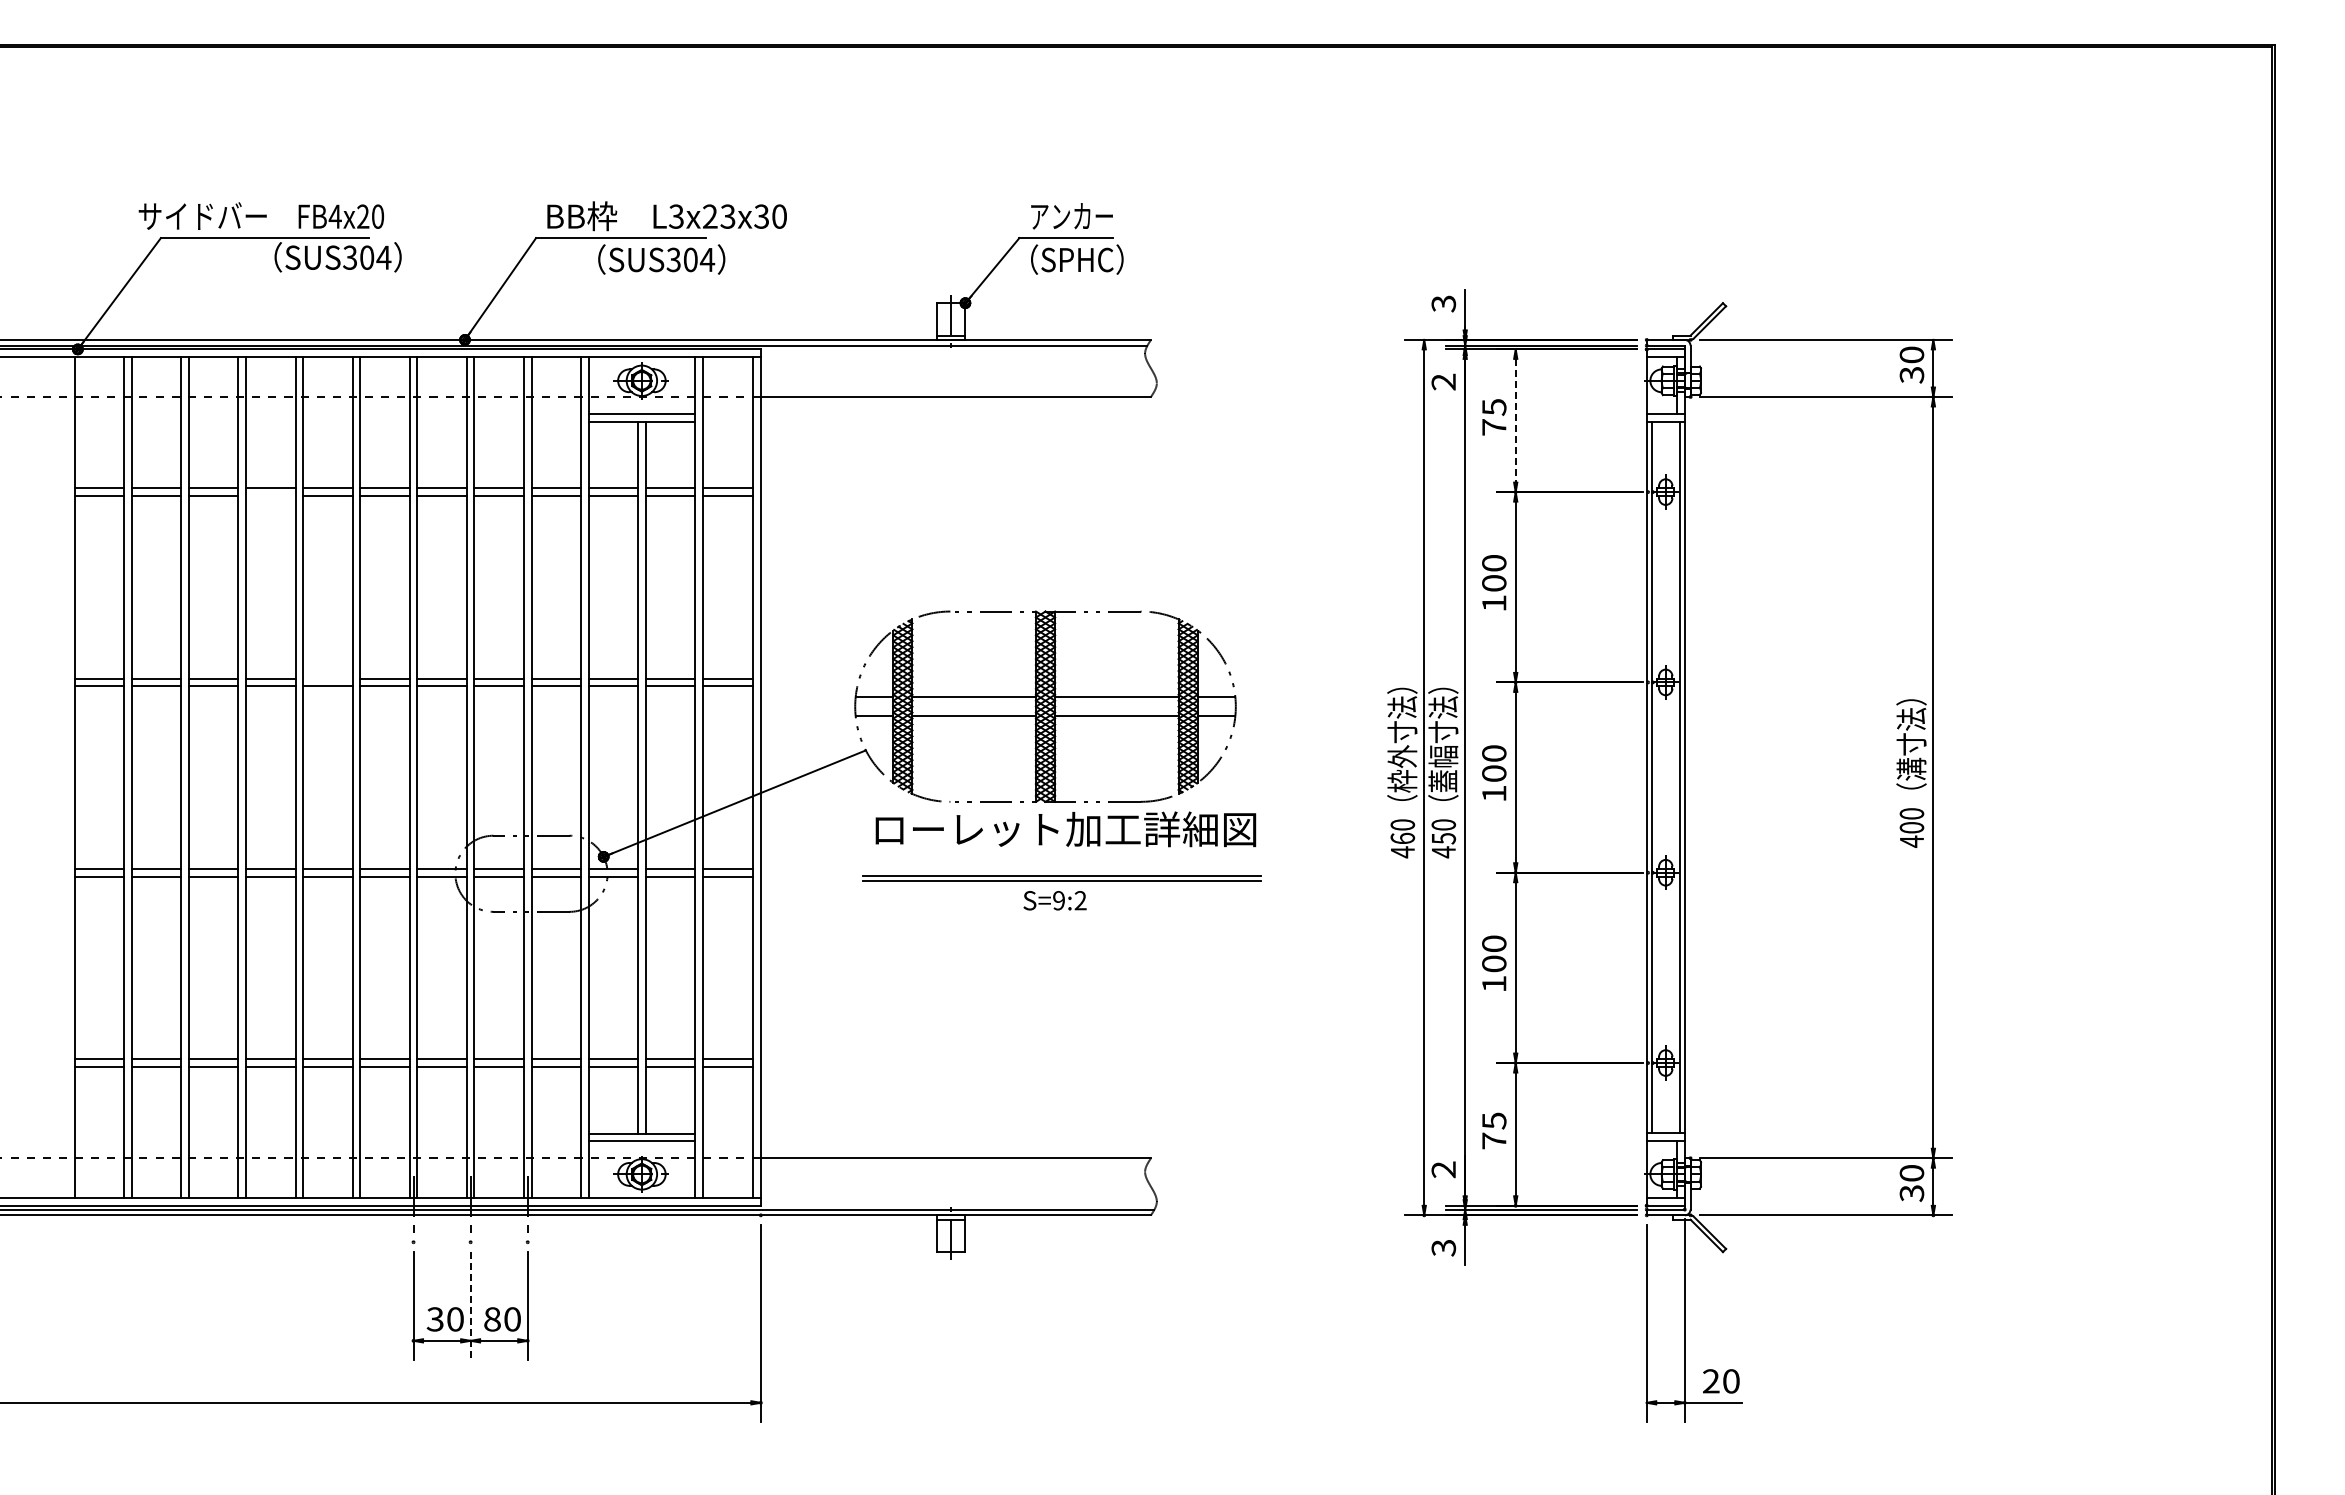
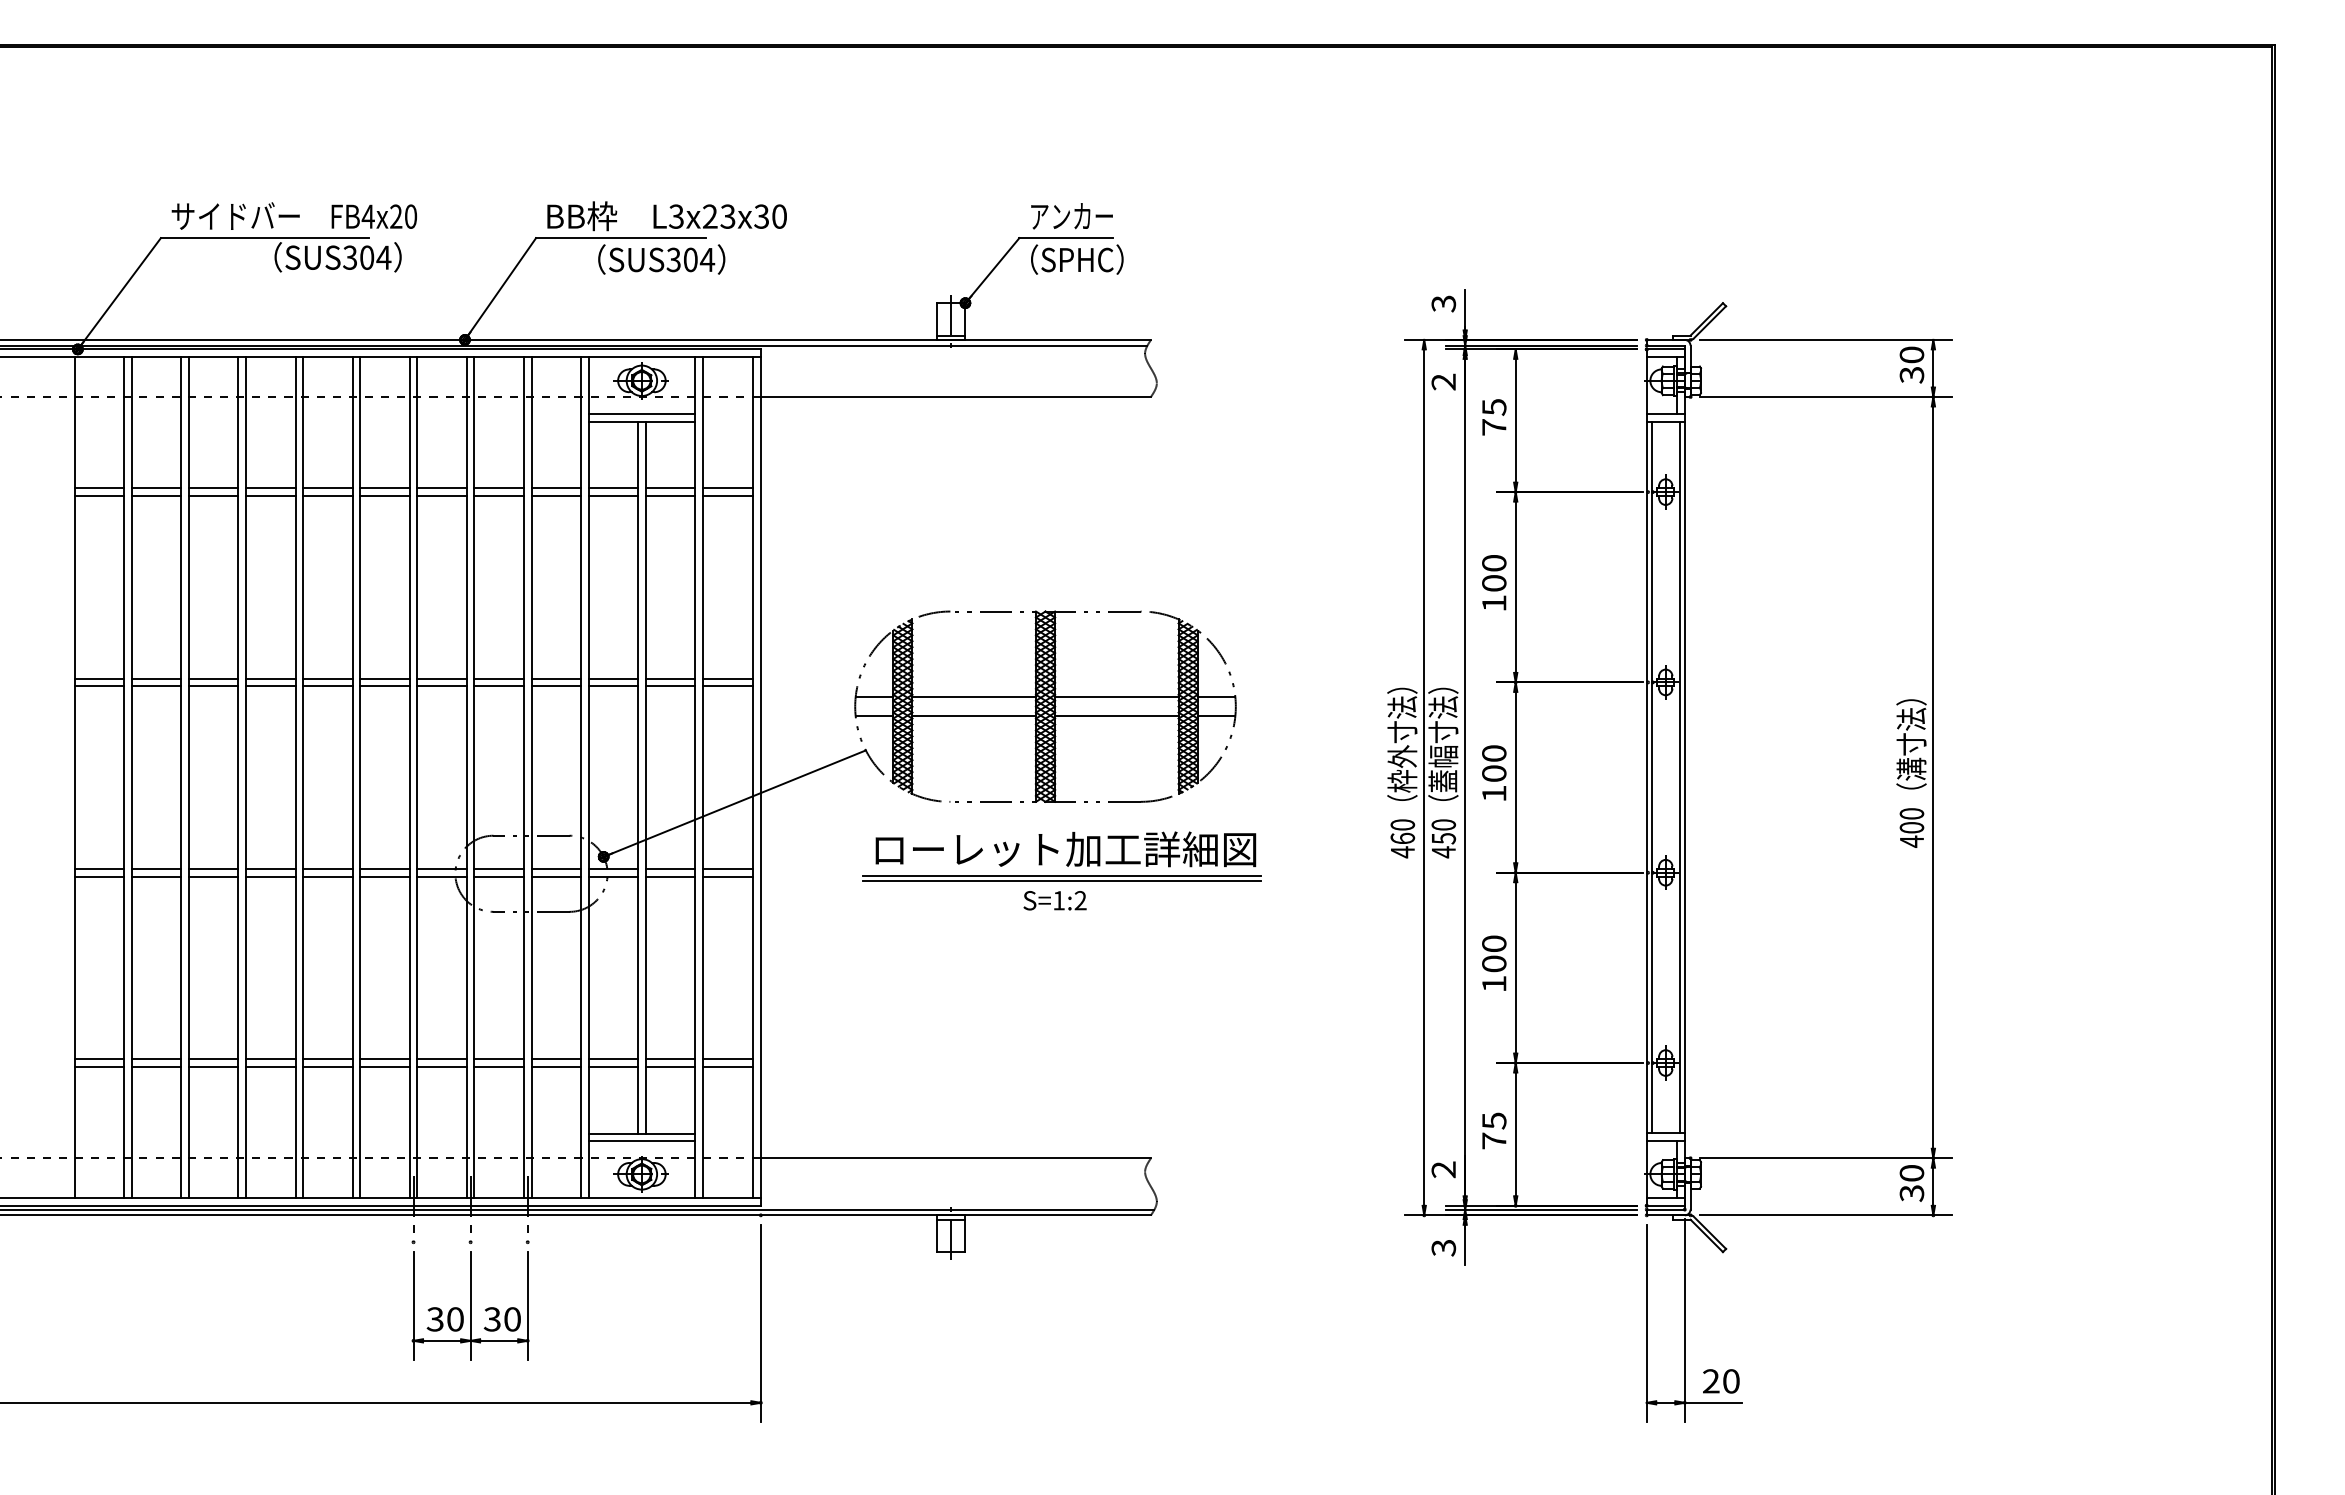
text position: (260, 215) -> (293, 215) (293, 215)
line: dashed -> solid (1515, 420)
line: none -> present (270, 495)
line: none -> present (327, 678)
text position: (1065, 829) -> (1065, 849) (1065, 849)
text: S=9:2 -> S=1:2 (1058, 900)
line: dashed -> solid (470, 1306)
text: 80 -> 30 (491, 1319)
